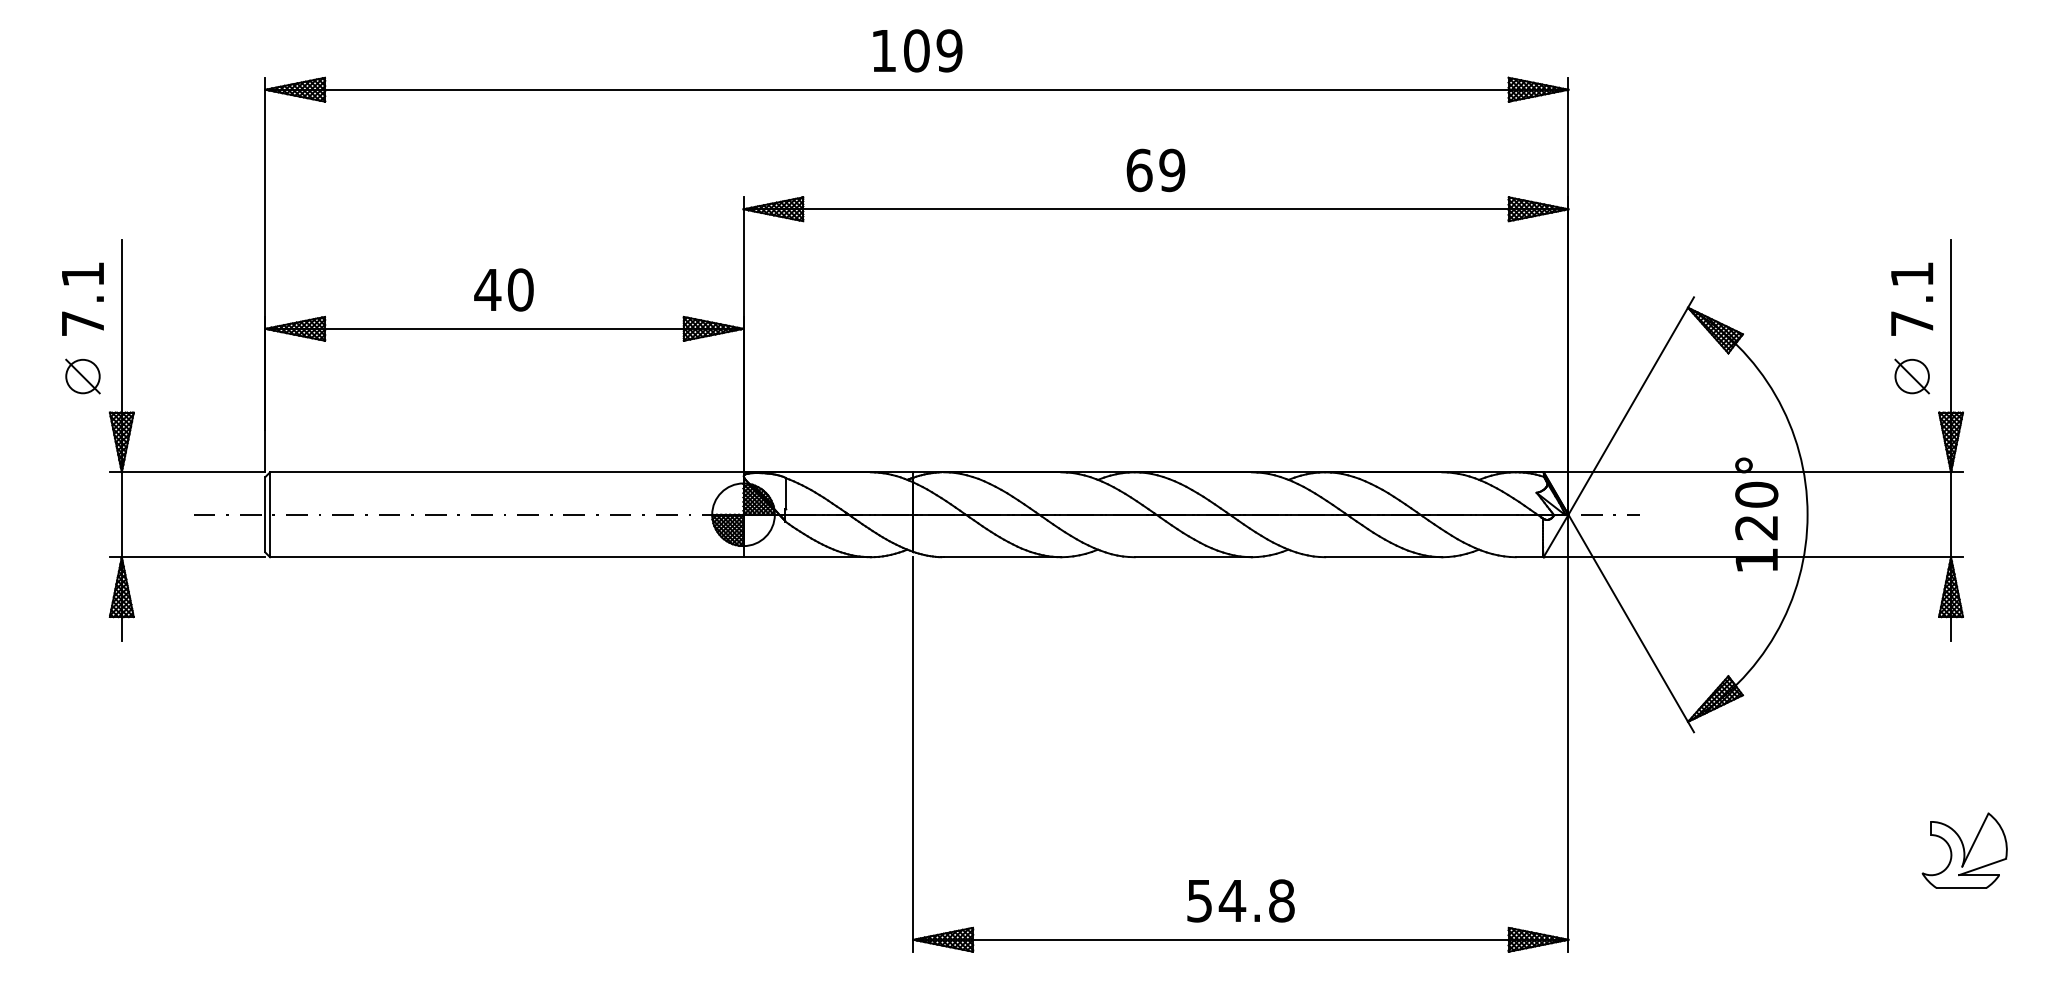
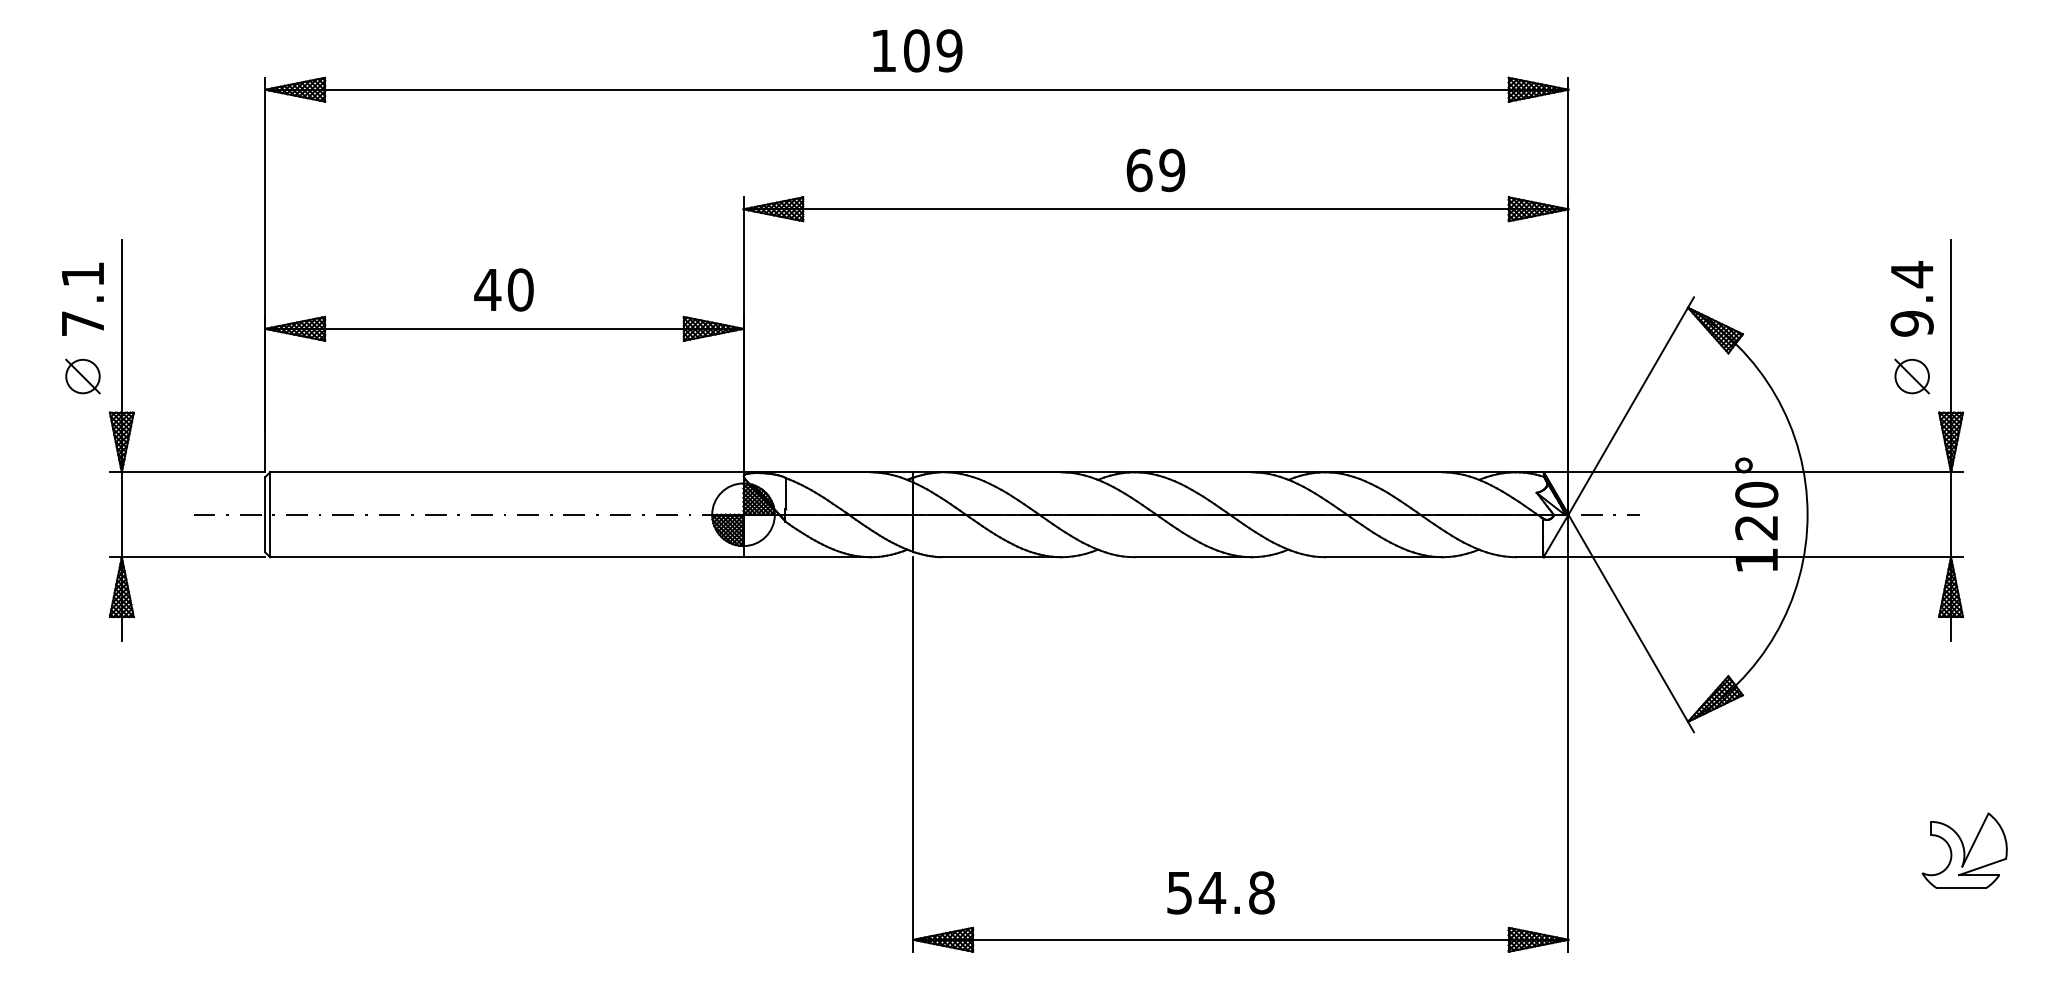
text: 7.1 -> 9.4 (1911, 298)
text position: (1240, 900) -> (1220, 892) (1220, 892)
